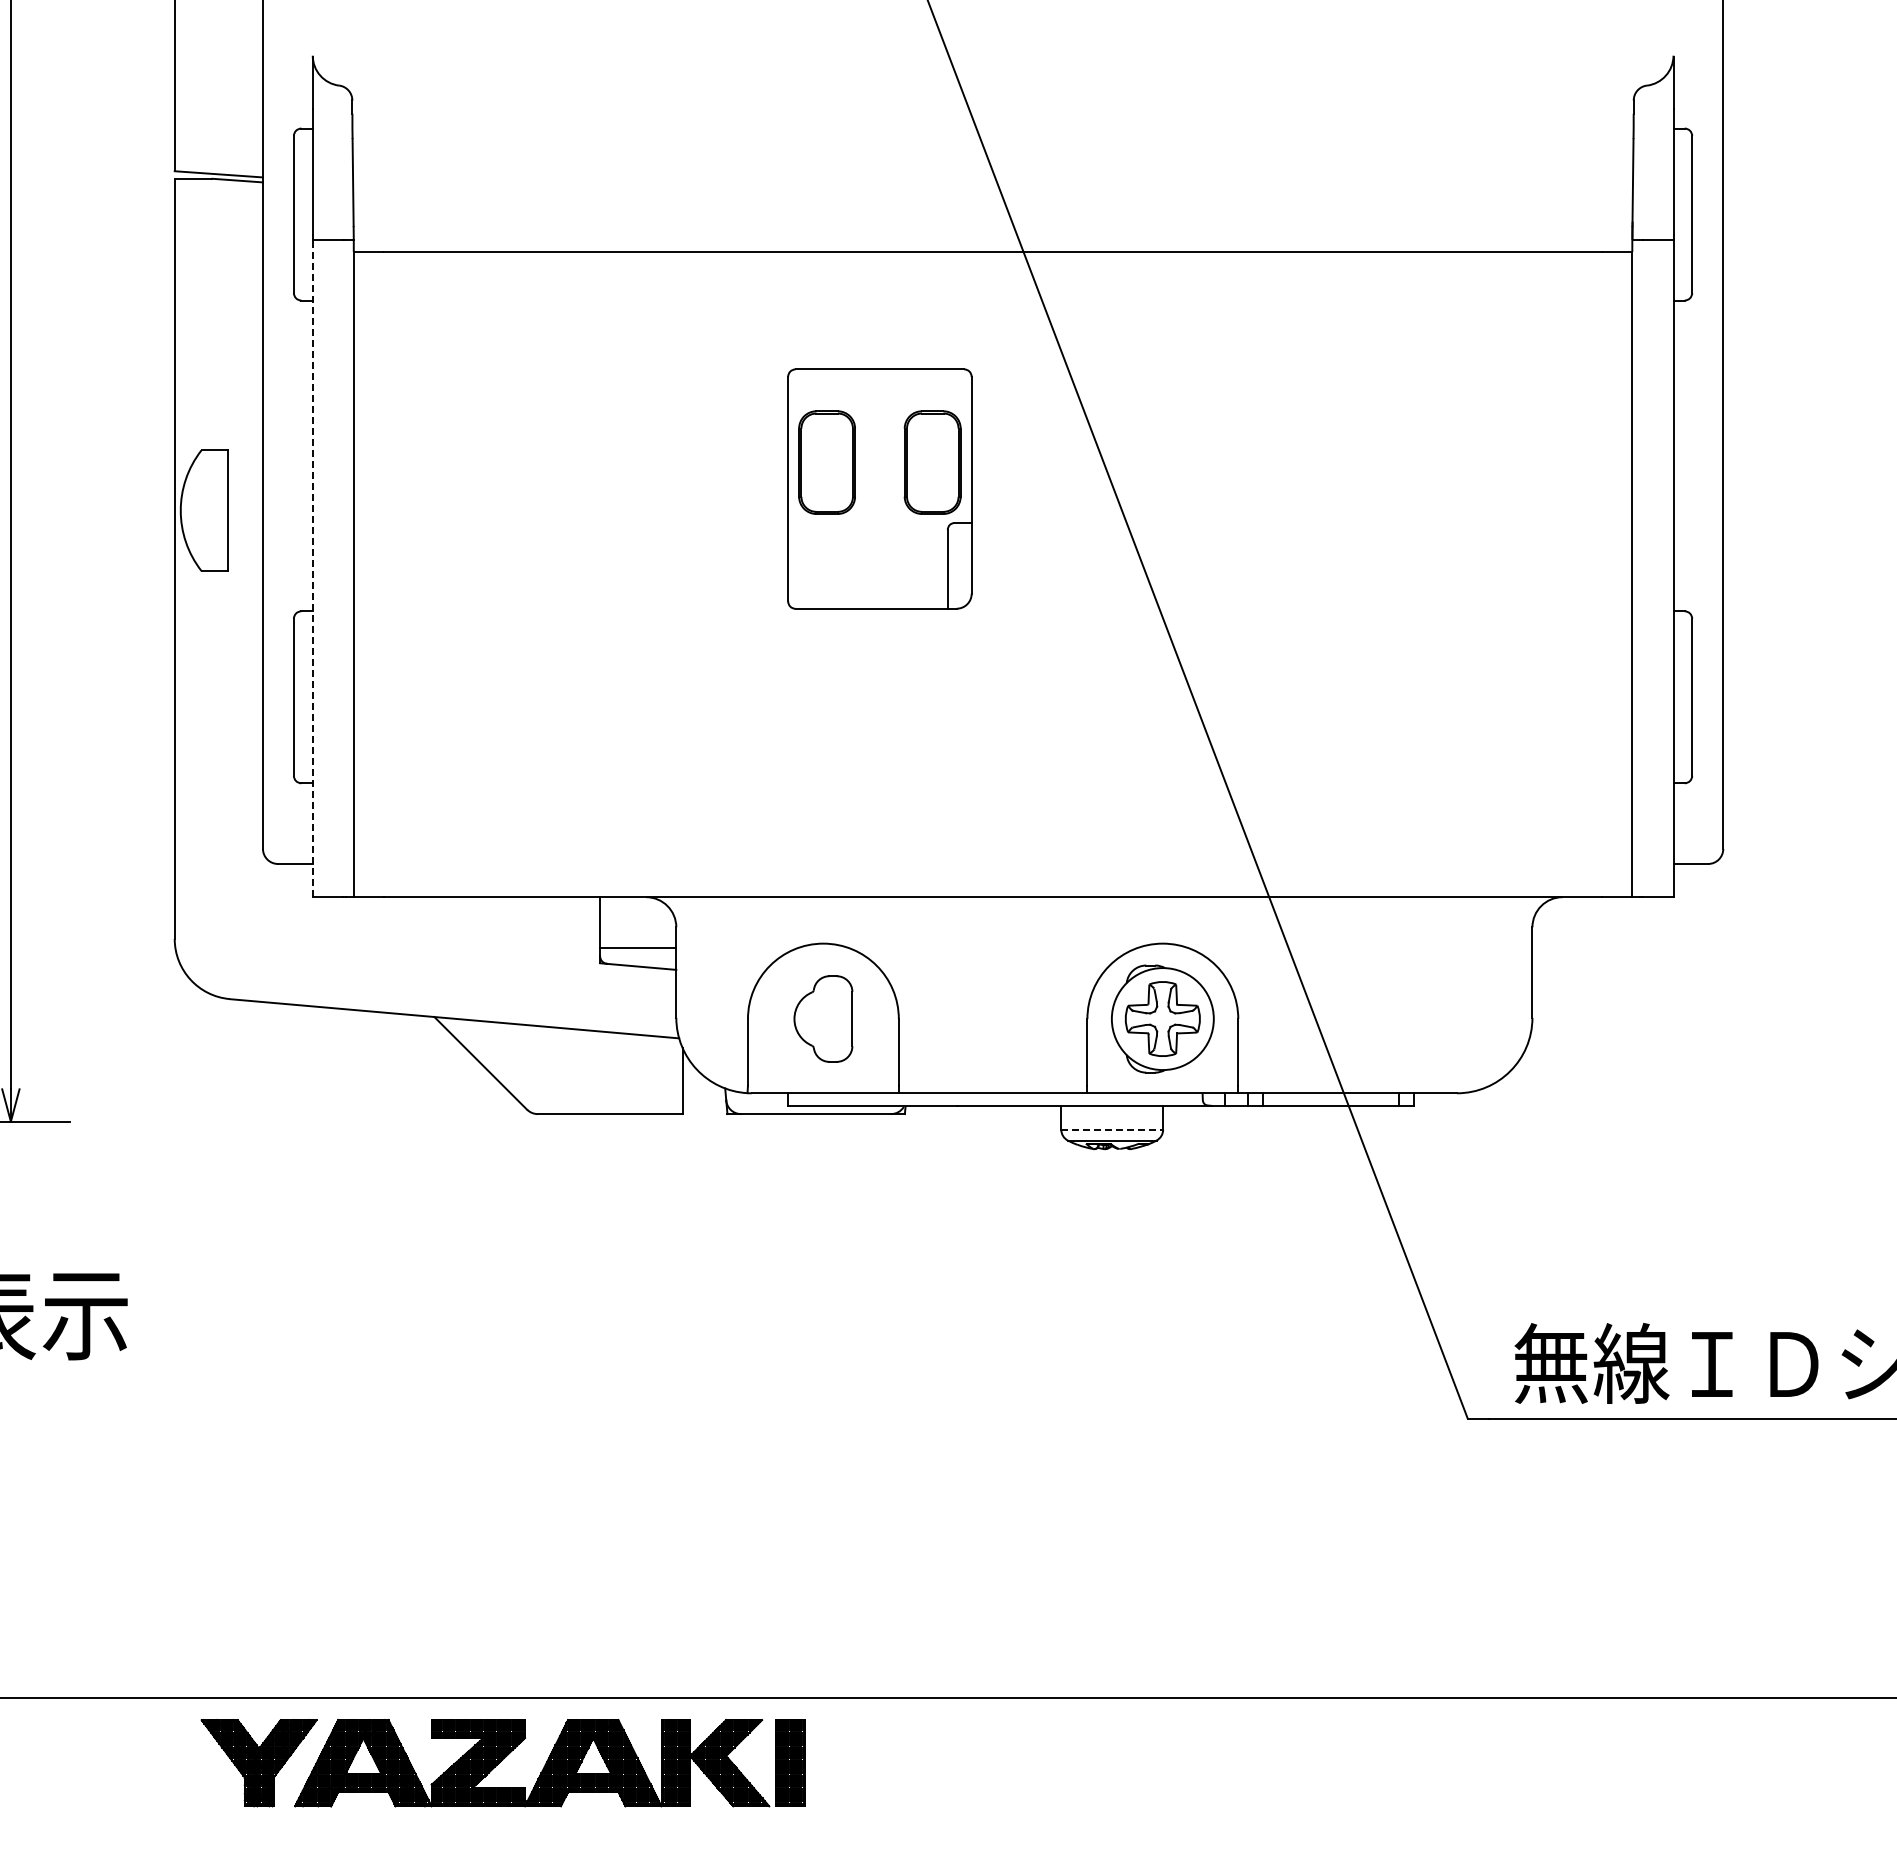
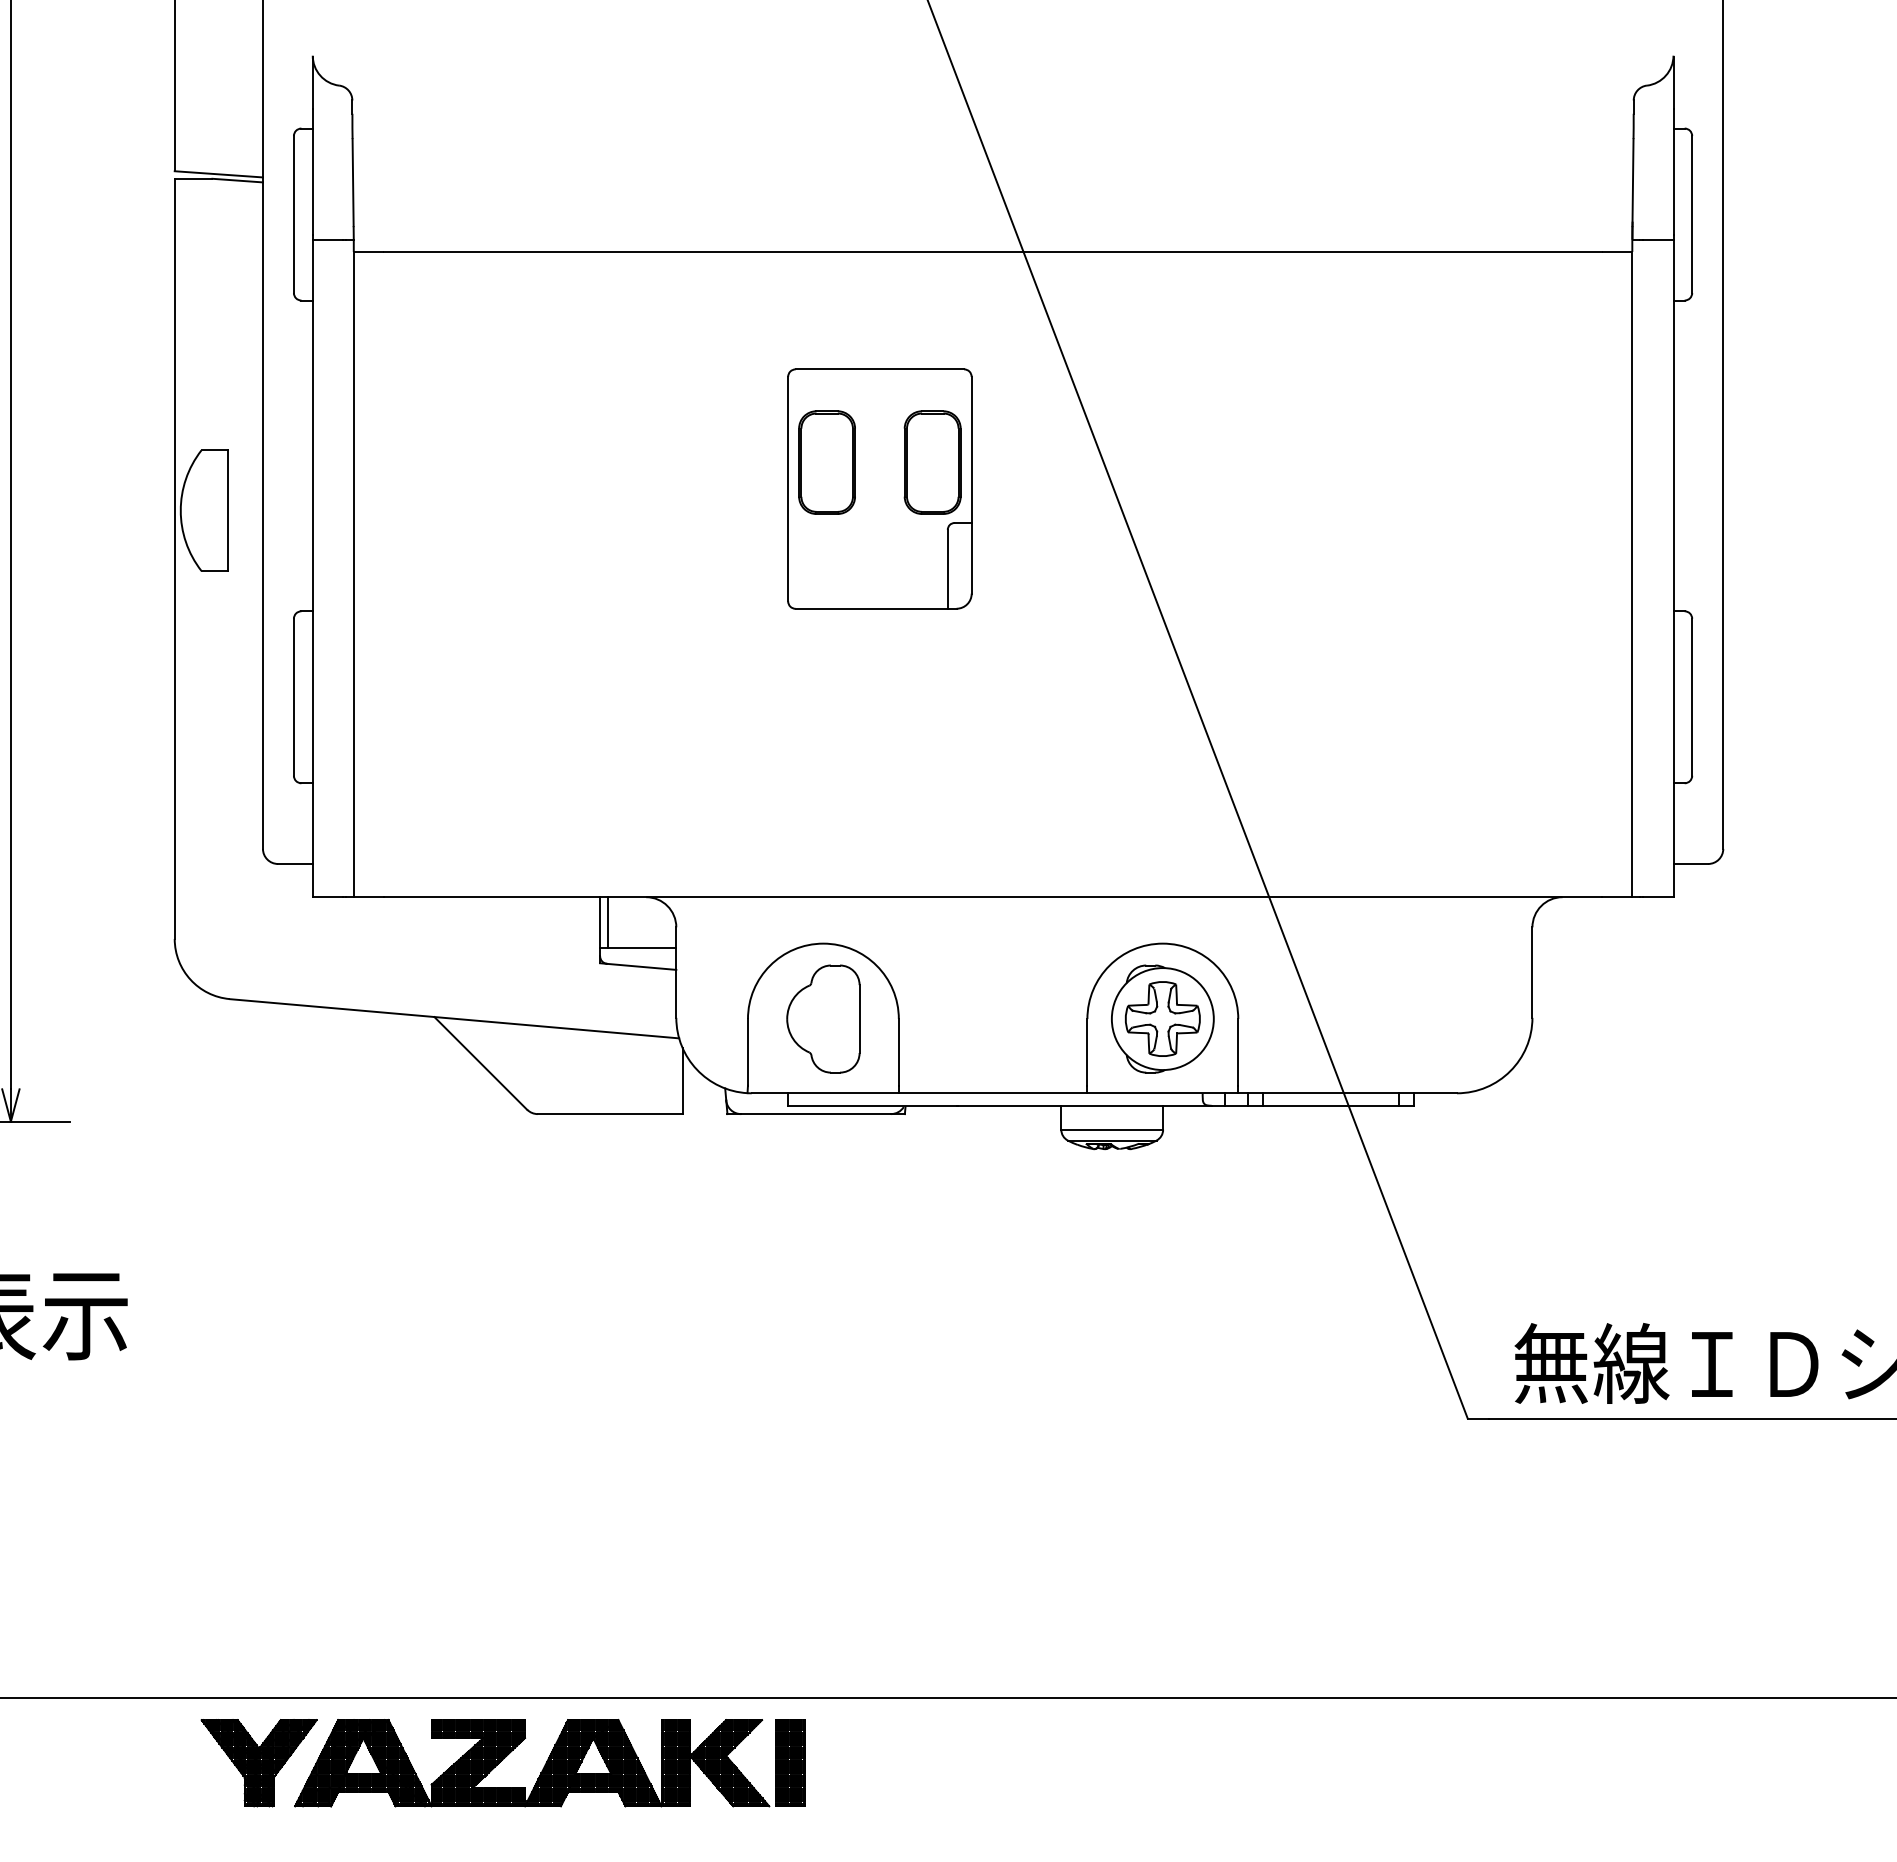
line: dashed -> solid (312, 568)
line: none -> present (607, 922)
part size: 61x88 px -> 75x110 px (823, 1018)
line: dashed -> solid (1112, 1129)
